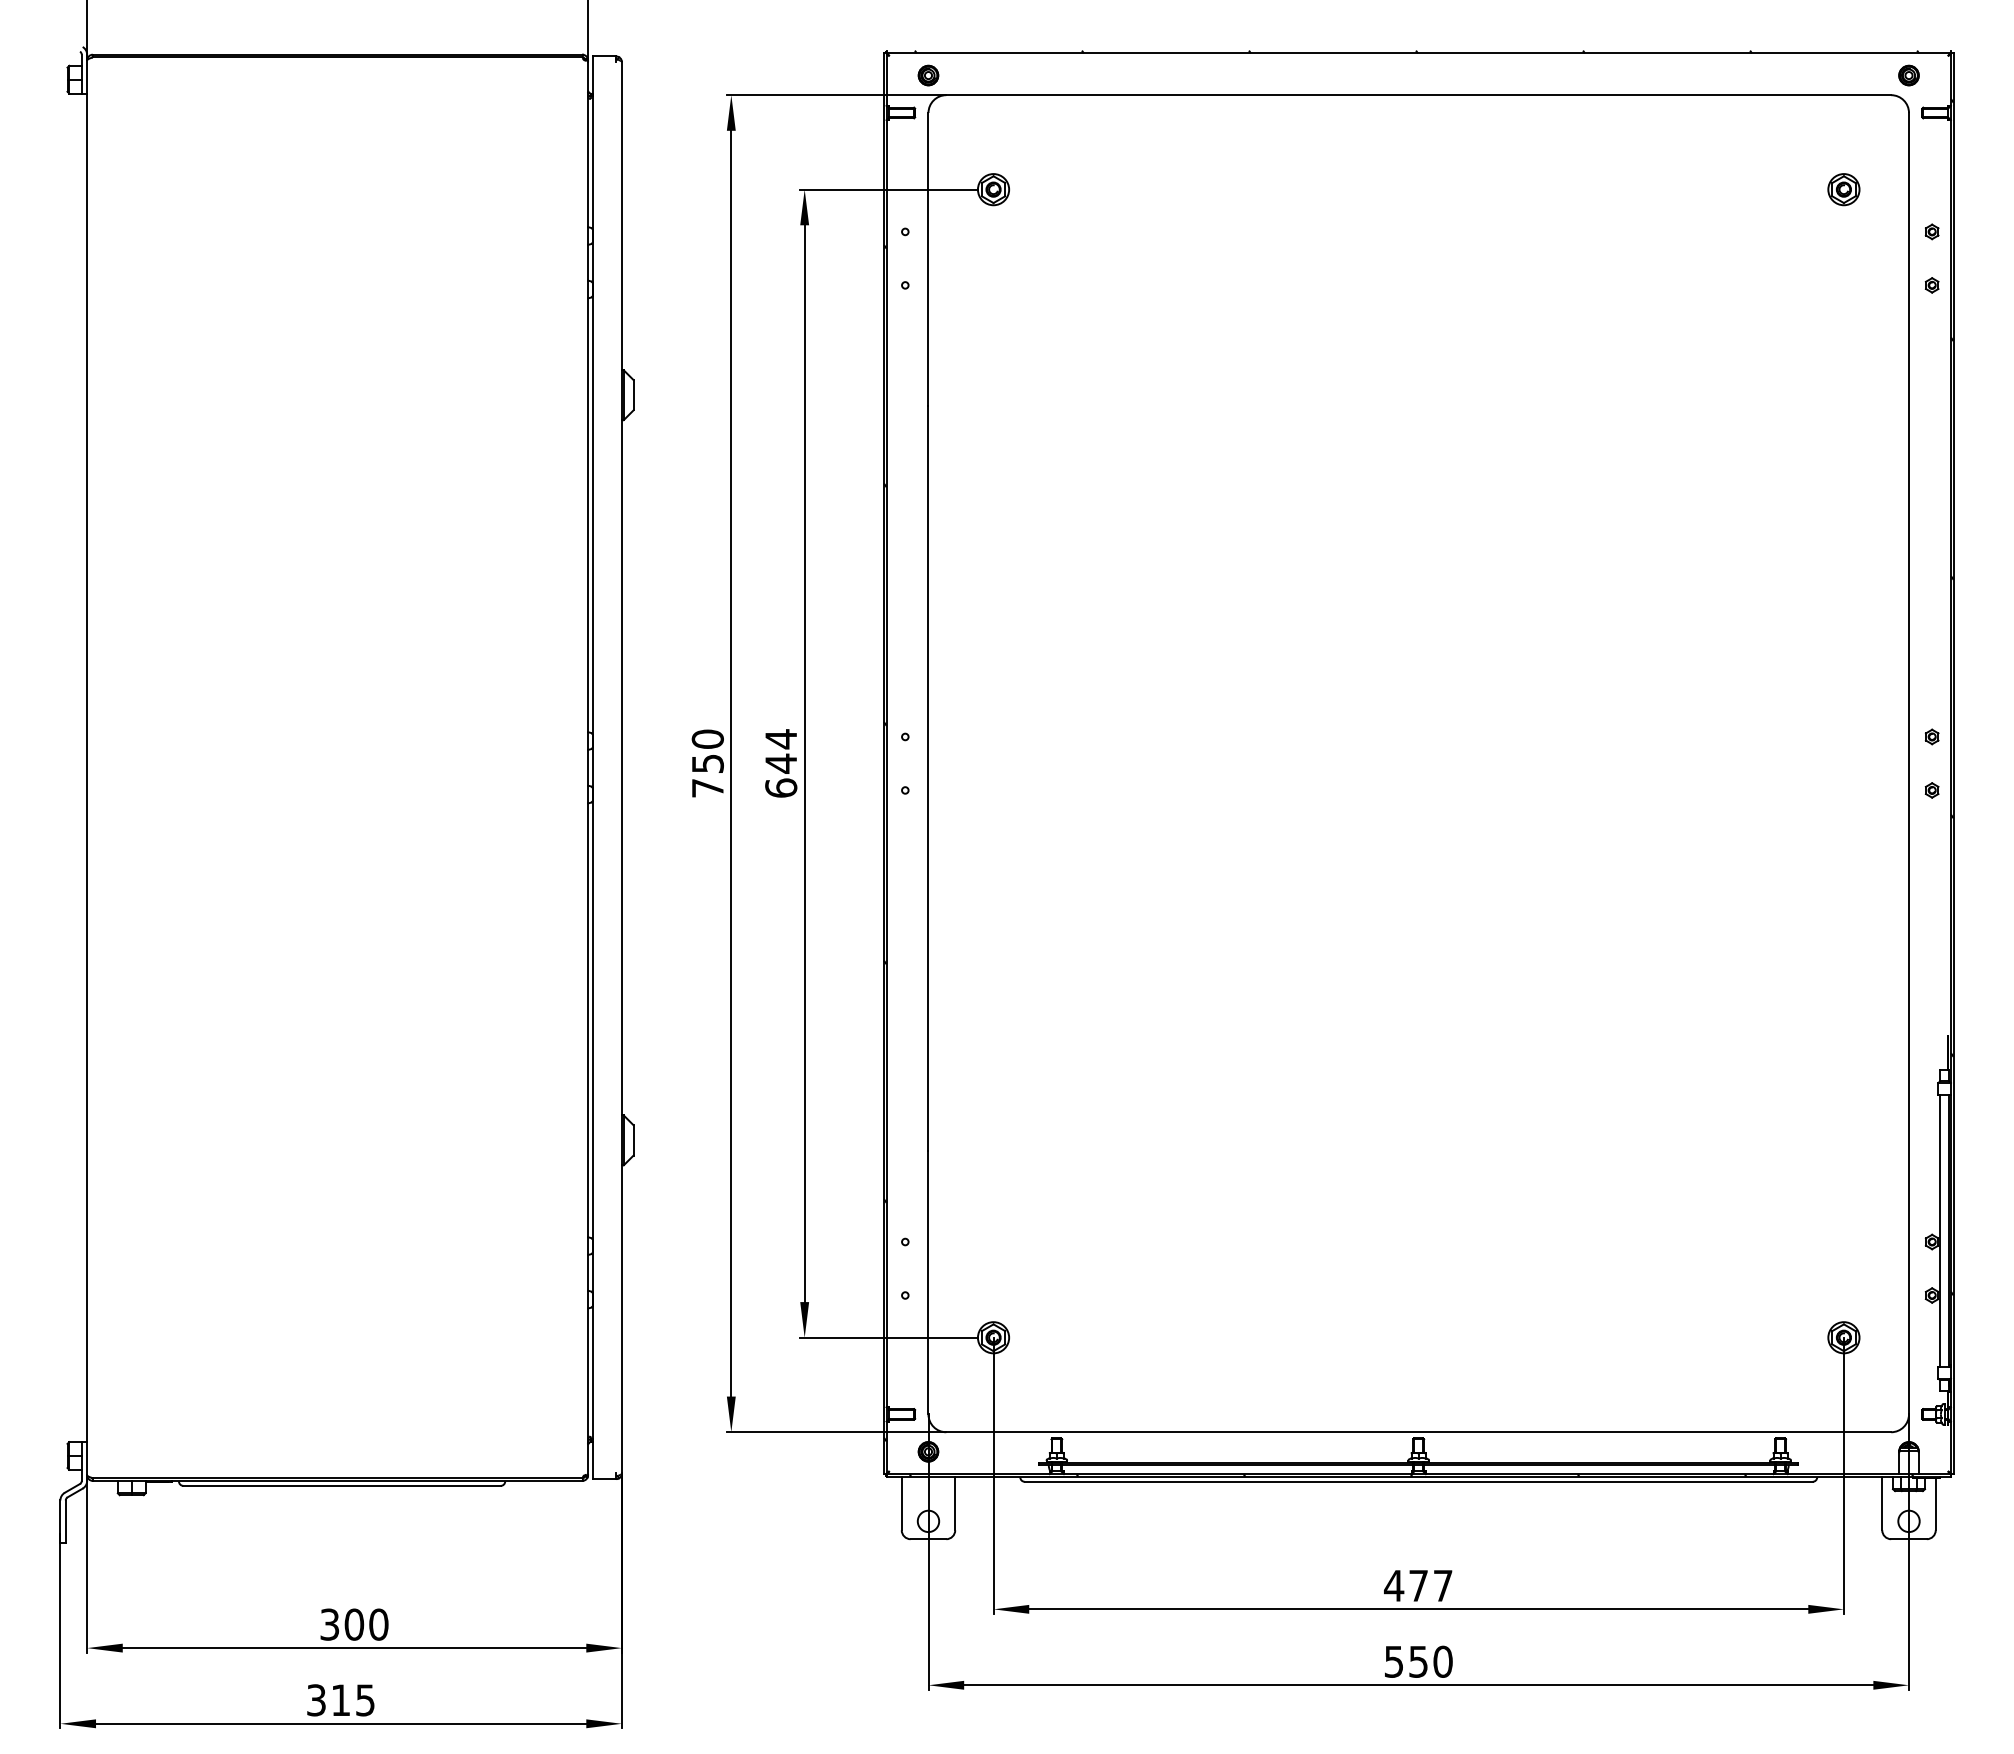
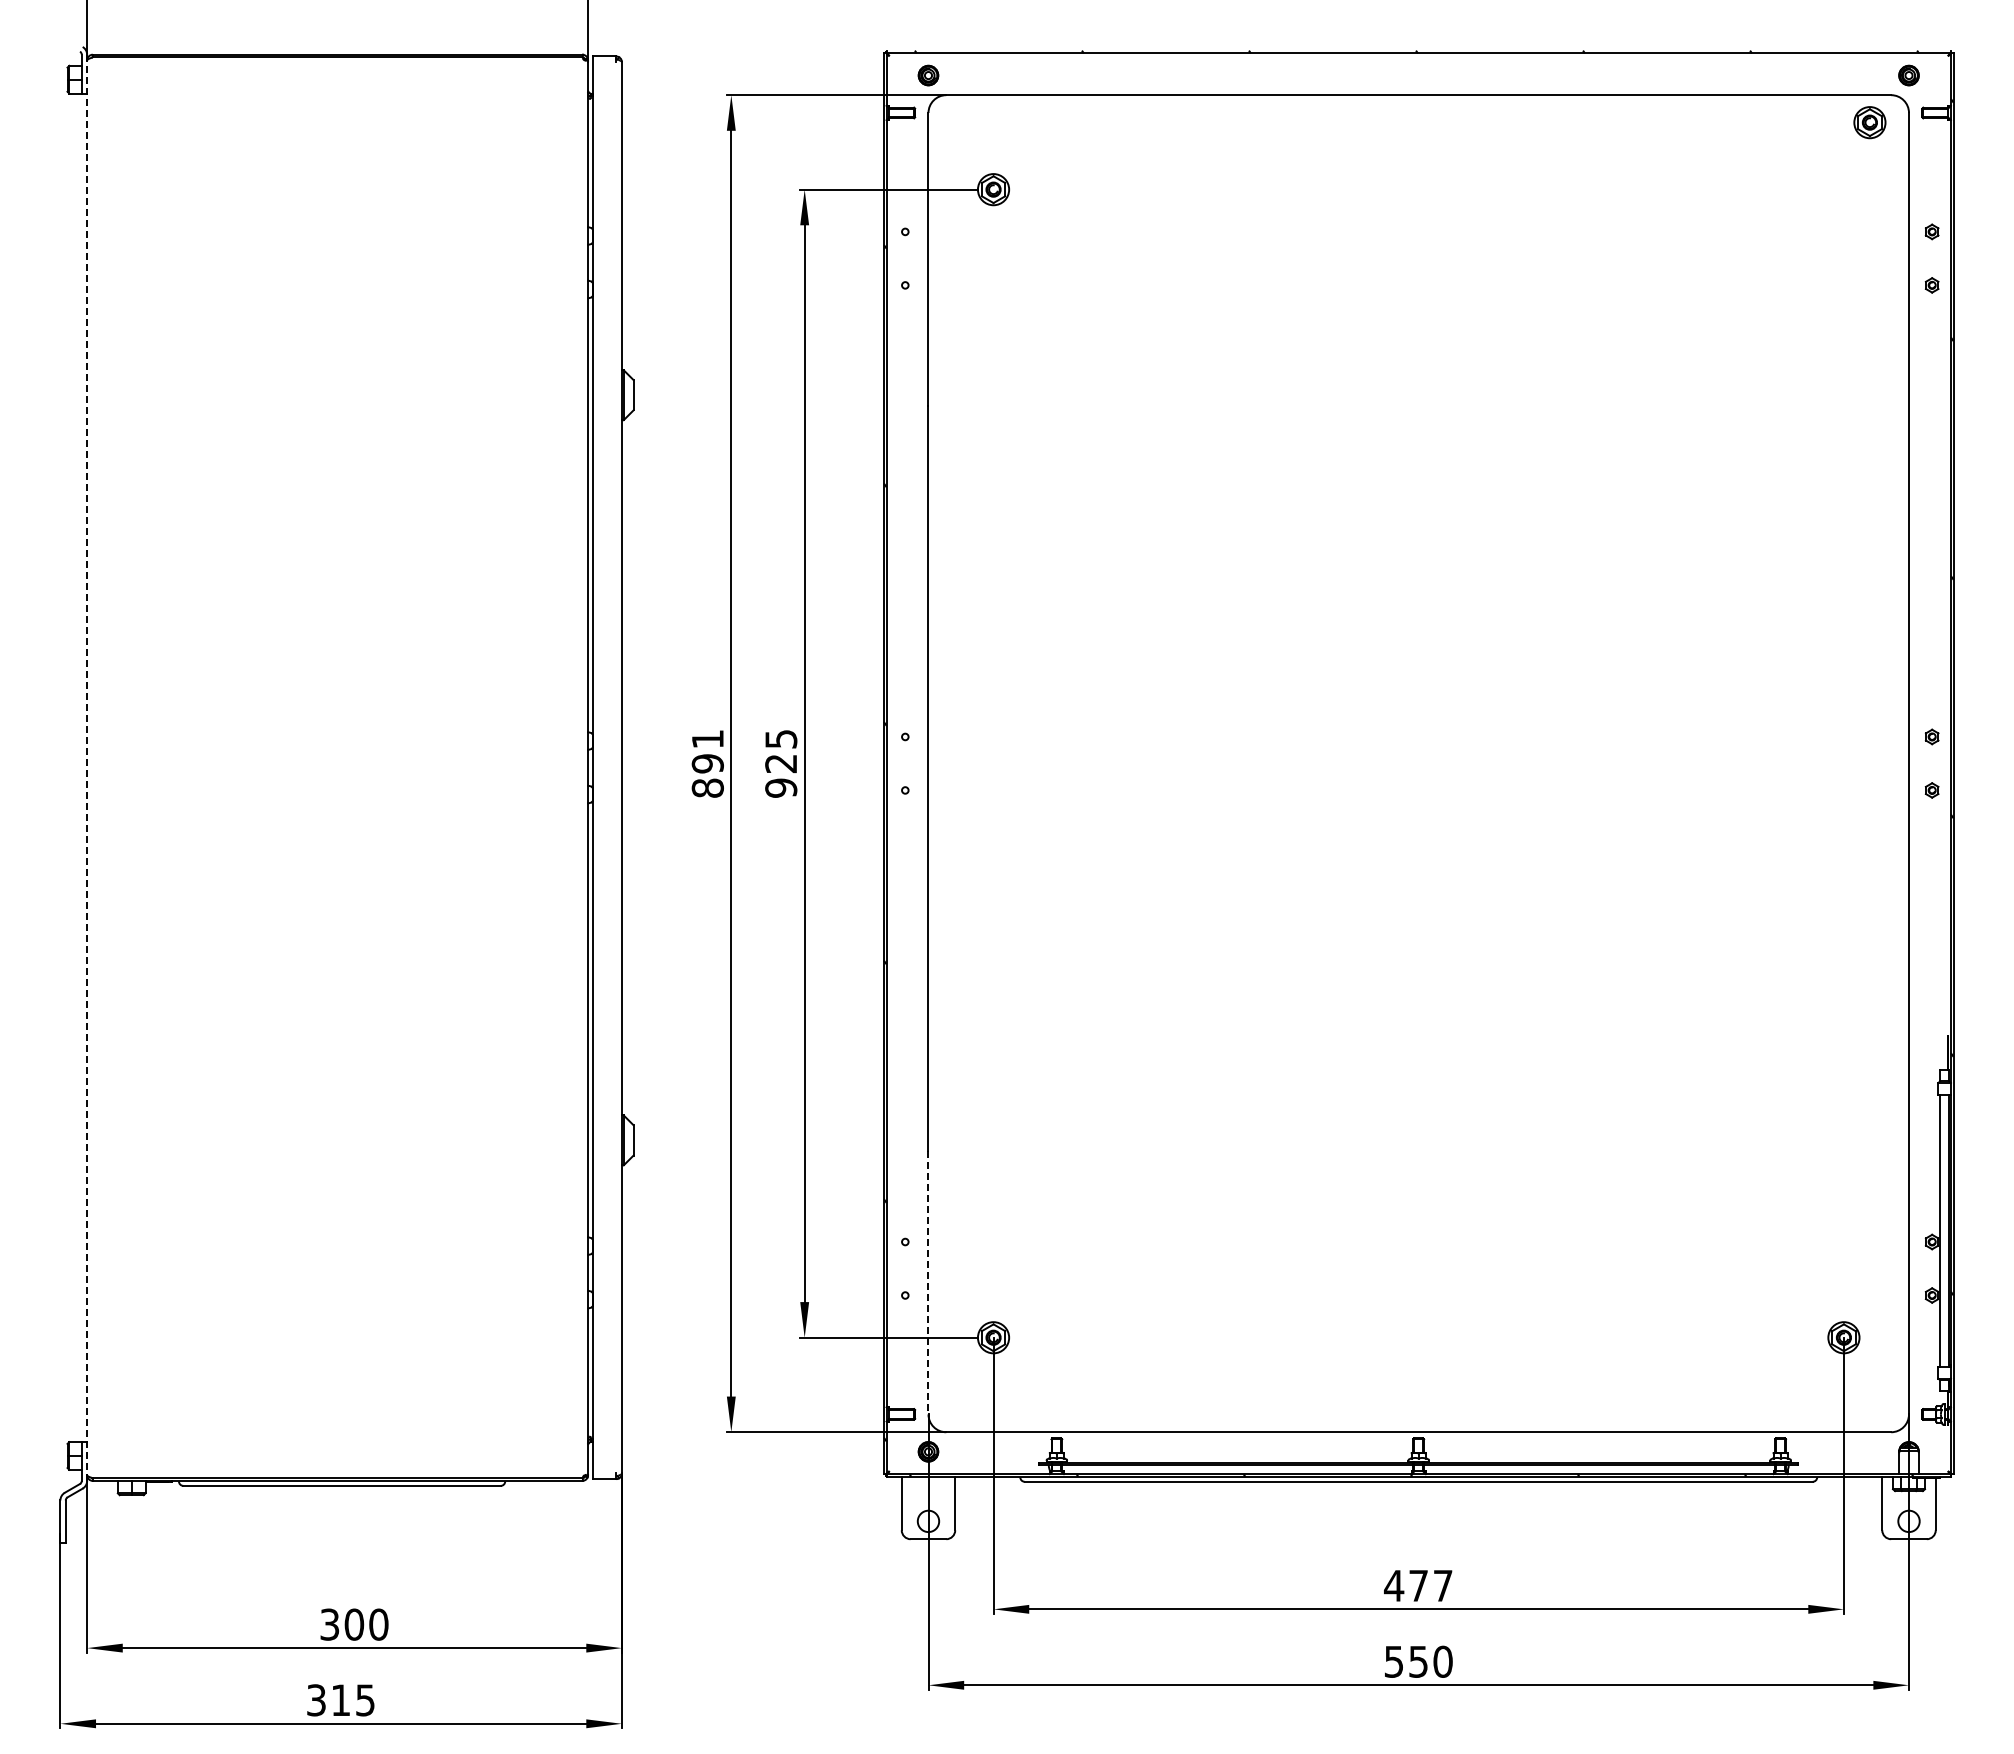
part position: (1843, 189) -> (1869, 122) (1869, 122)
text: 750 -> 891 (707, 763)
text: 644 -> 925 (781, 763)
line: solid -> dashed (87, 767)
line: solid -> dashed (928, 1283)
